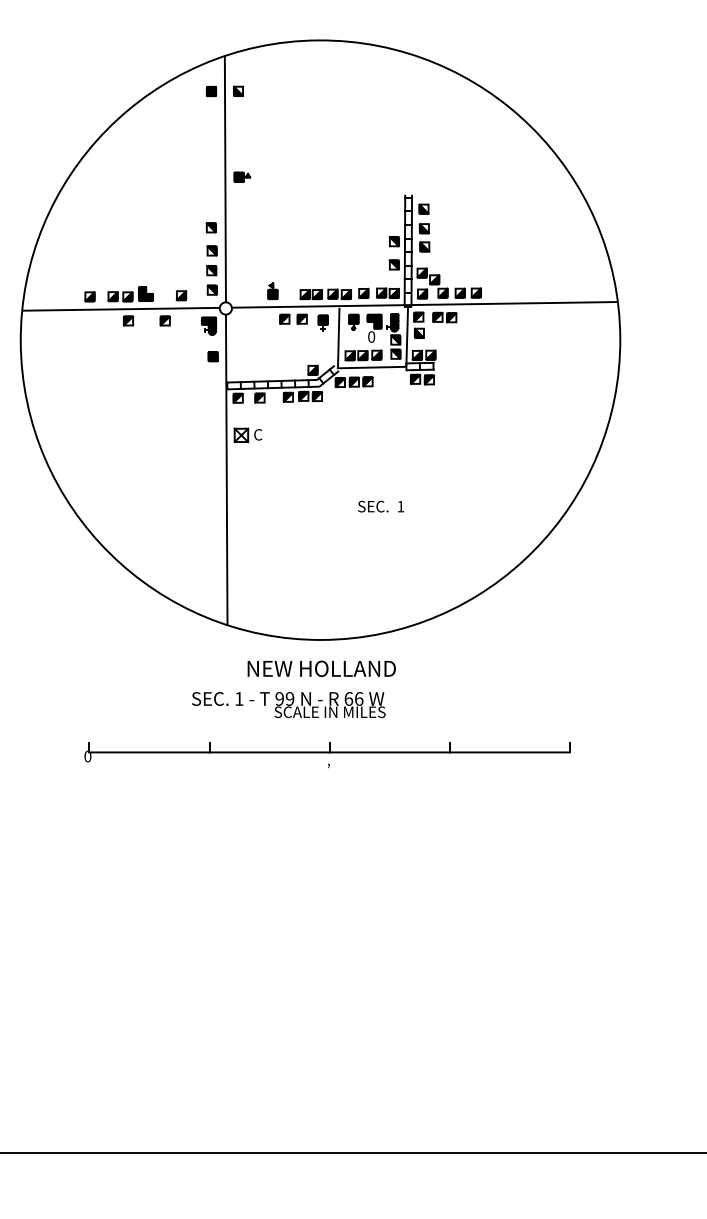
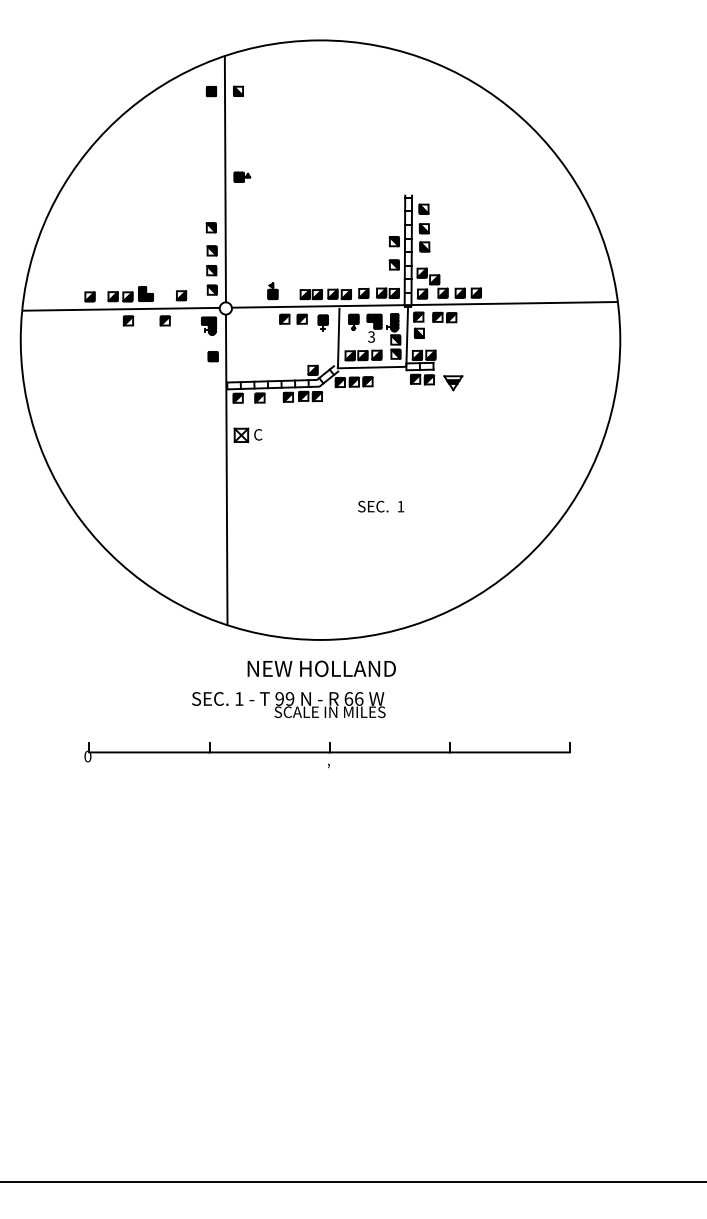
text: 0 -> 3 (371, 336)
part: none -> present (453, 383)
line position: (352, 1152) -> (352, 1181) (352, 1181)
